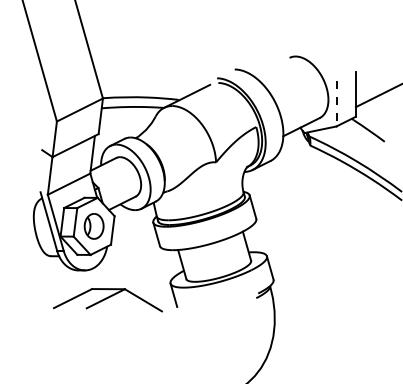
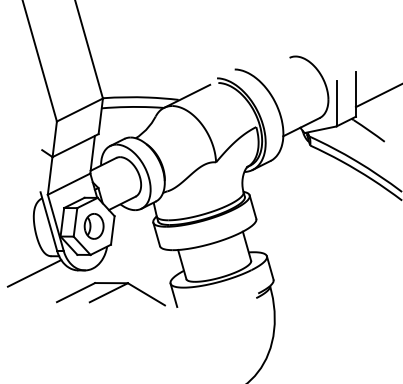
line: dashed -> solid (336, 103)
line: none -> present (34, 273)
part position: (107, 300) -> (110, 294) (110, 294)
